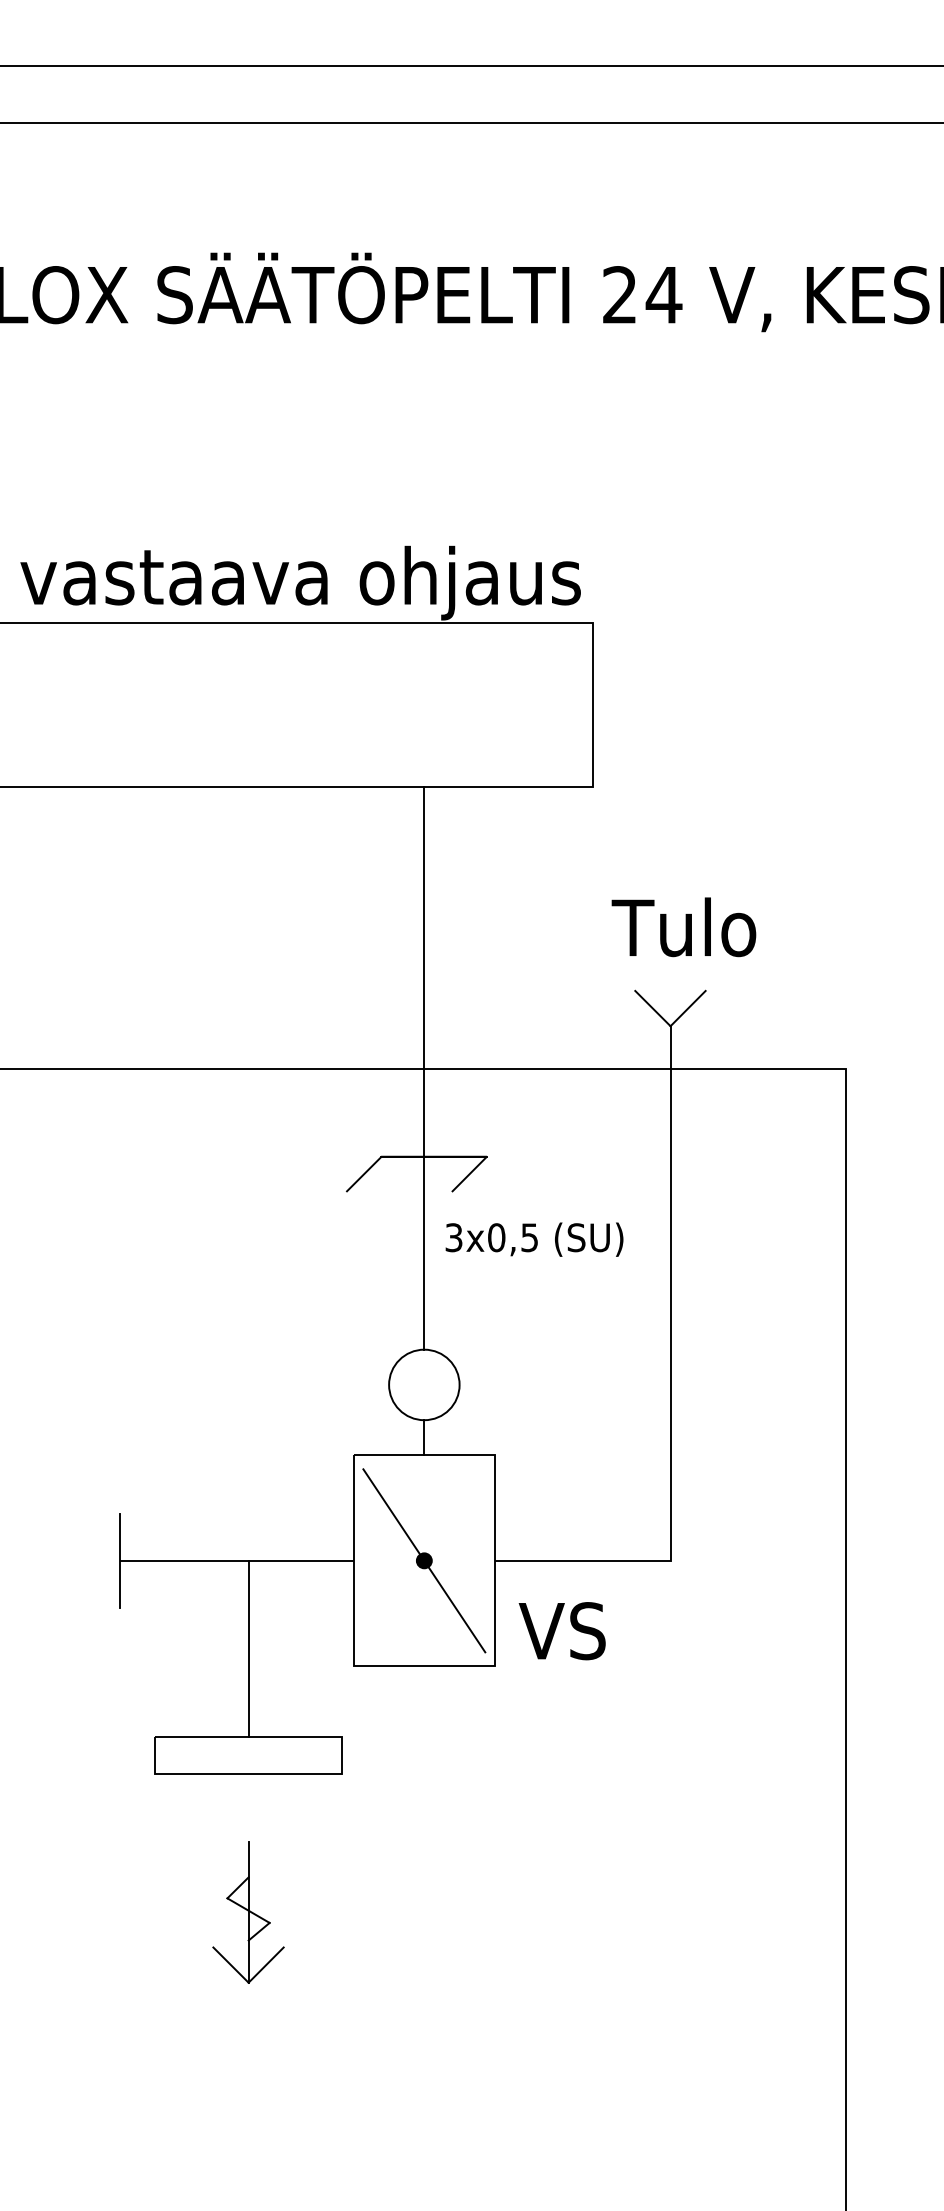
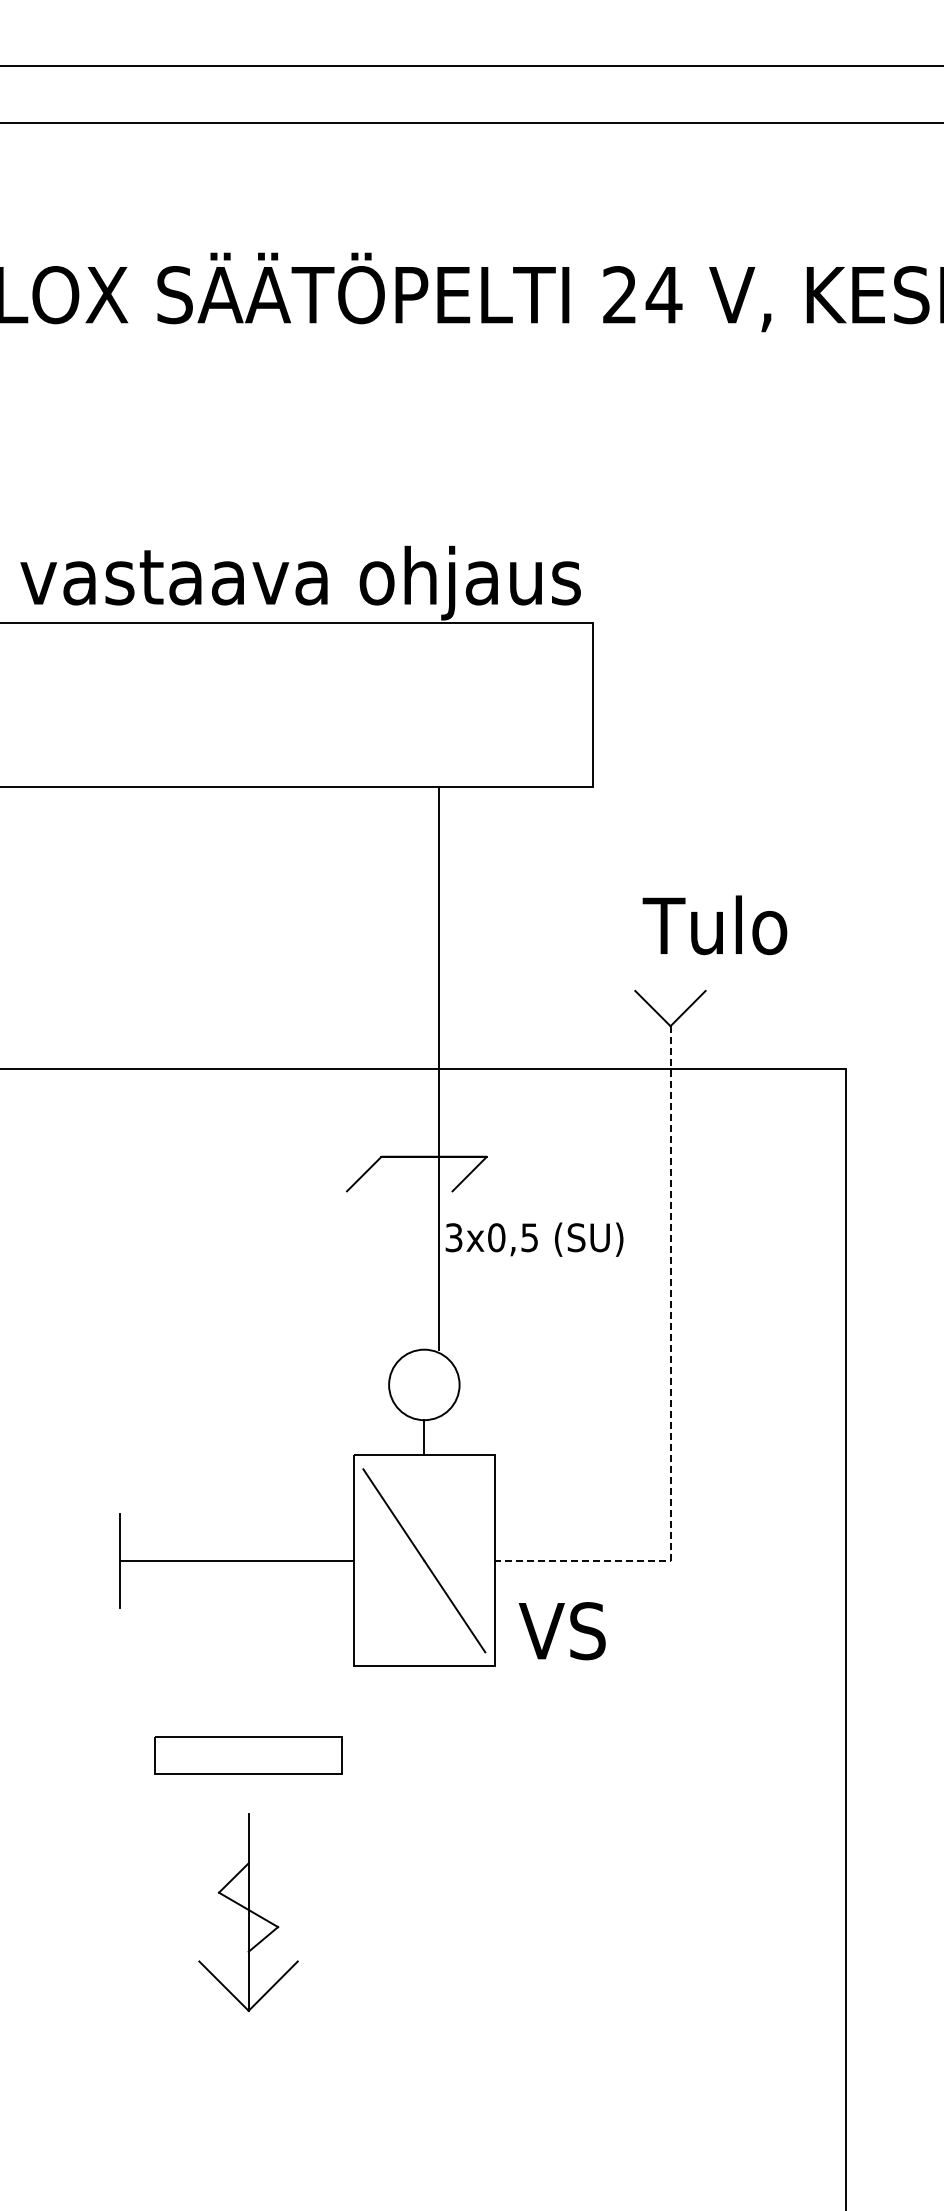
text position: (683, 927) -> (714, 925) (714, 925)
line position: (424, 1068) -> (439, 1068) (439, 1068)
line: solid -> dashed (670, 1382)
fill: present -> none (423, 1560)
line: present -> none (248, 1648)
part size: 73x143 px -> 101x199 px (248, 1912)
